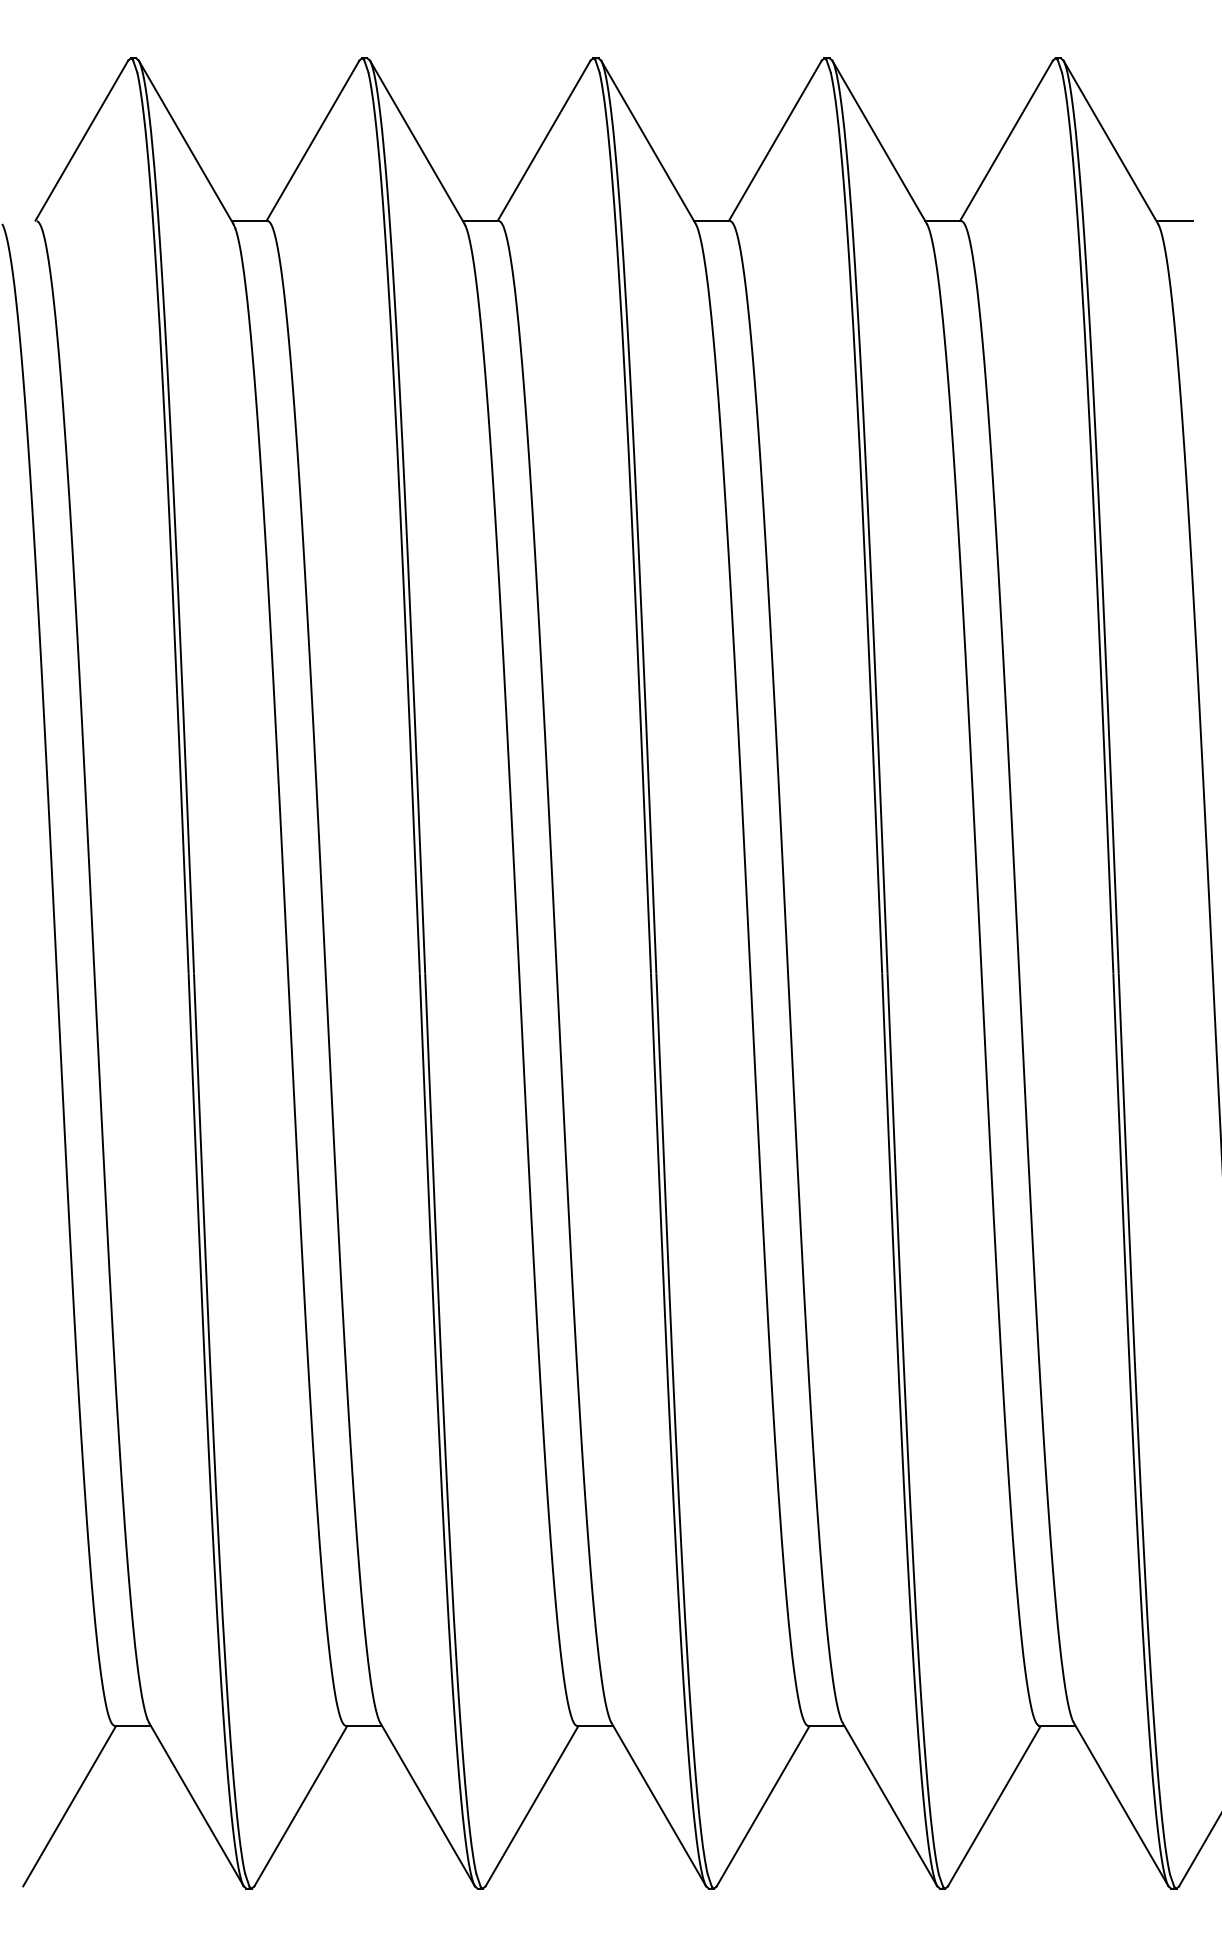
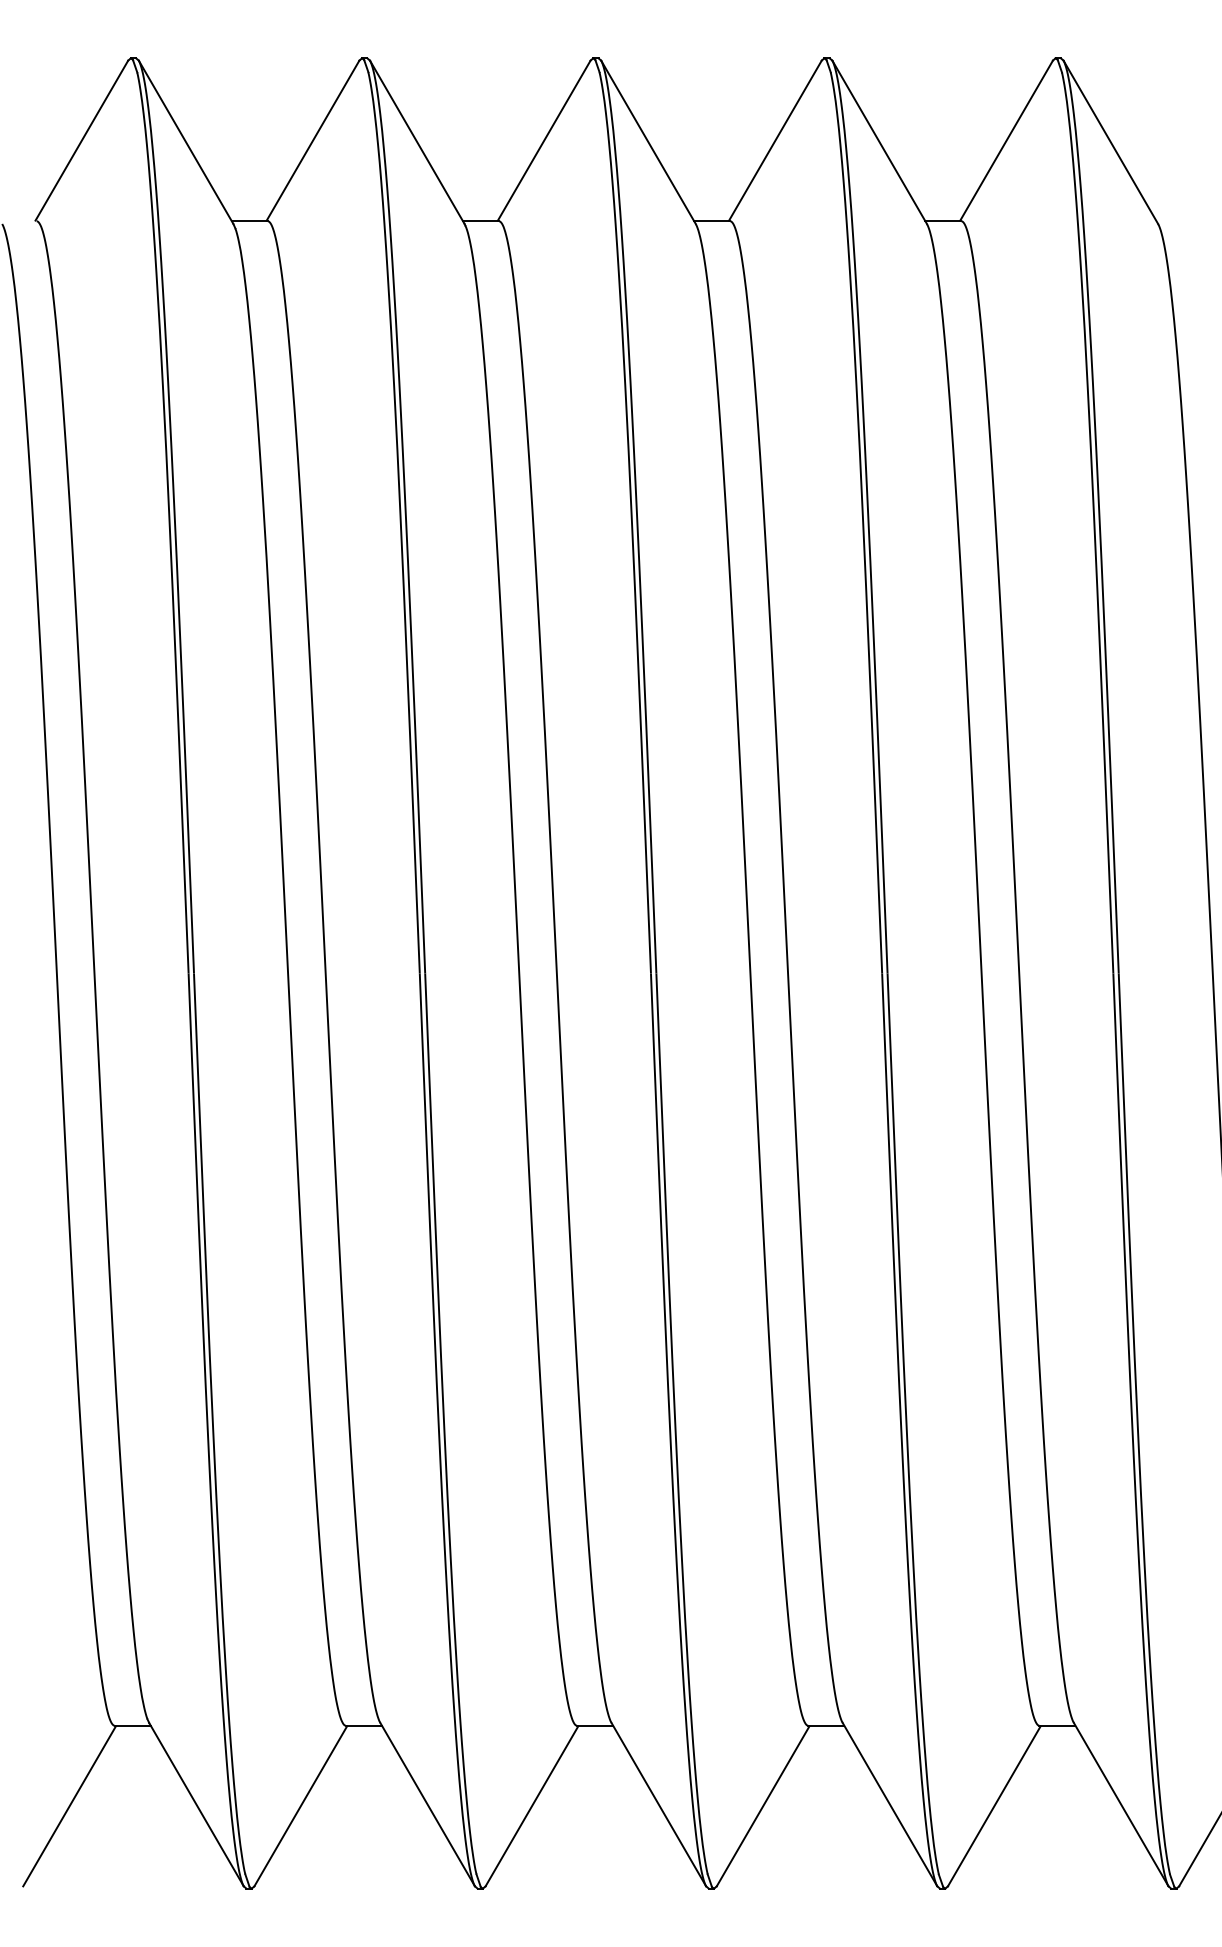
line: present -> none (1174, 221)
